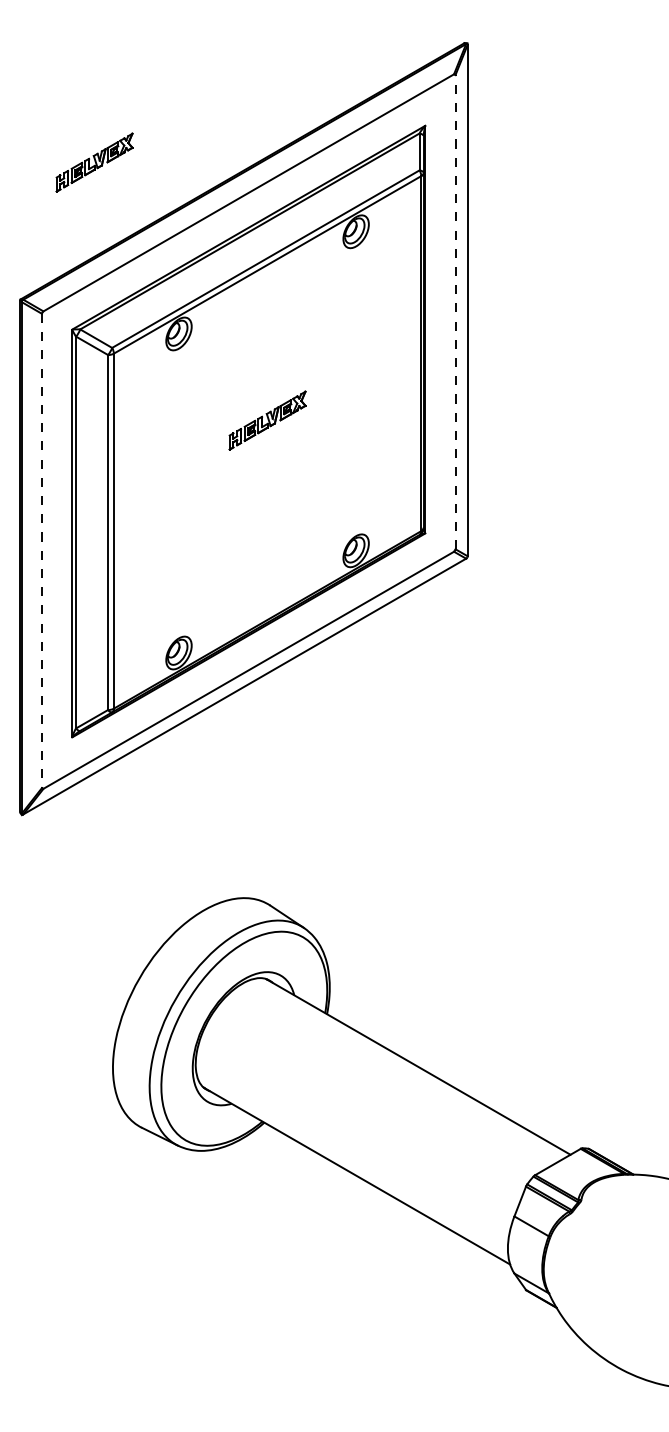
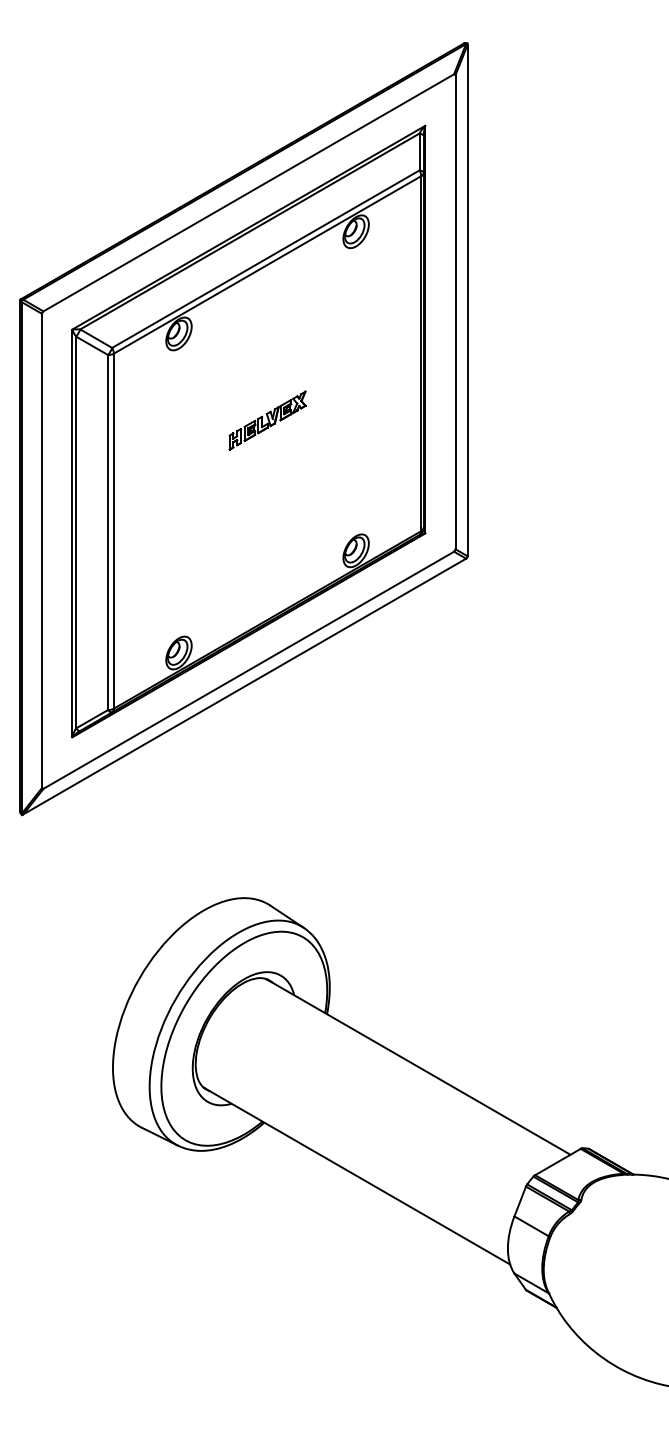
part: present -> none (94, 162)
line: dashed -> solid (455, 311)
line: dashed -> solid (42, 551)
